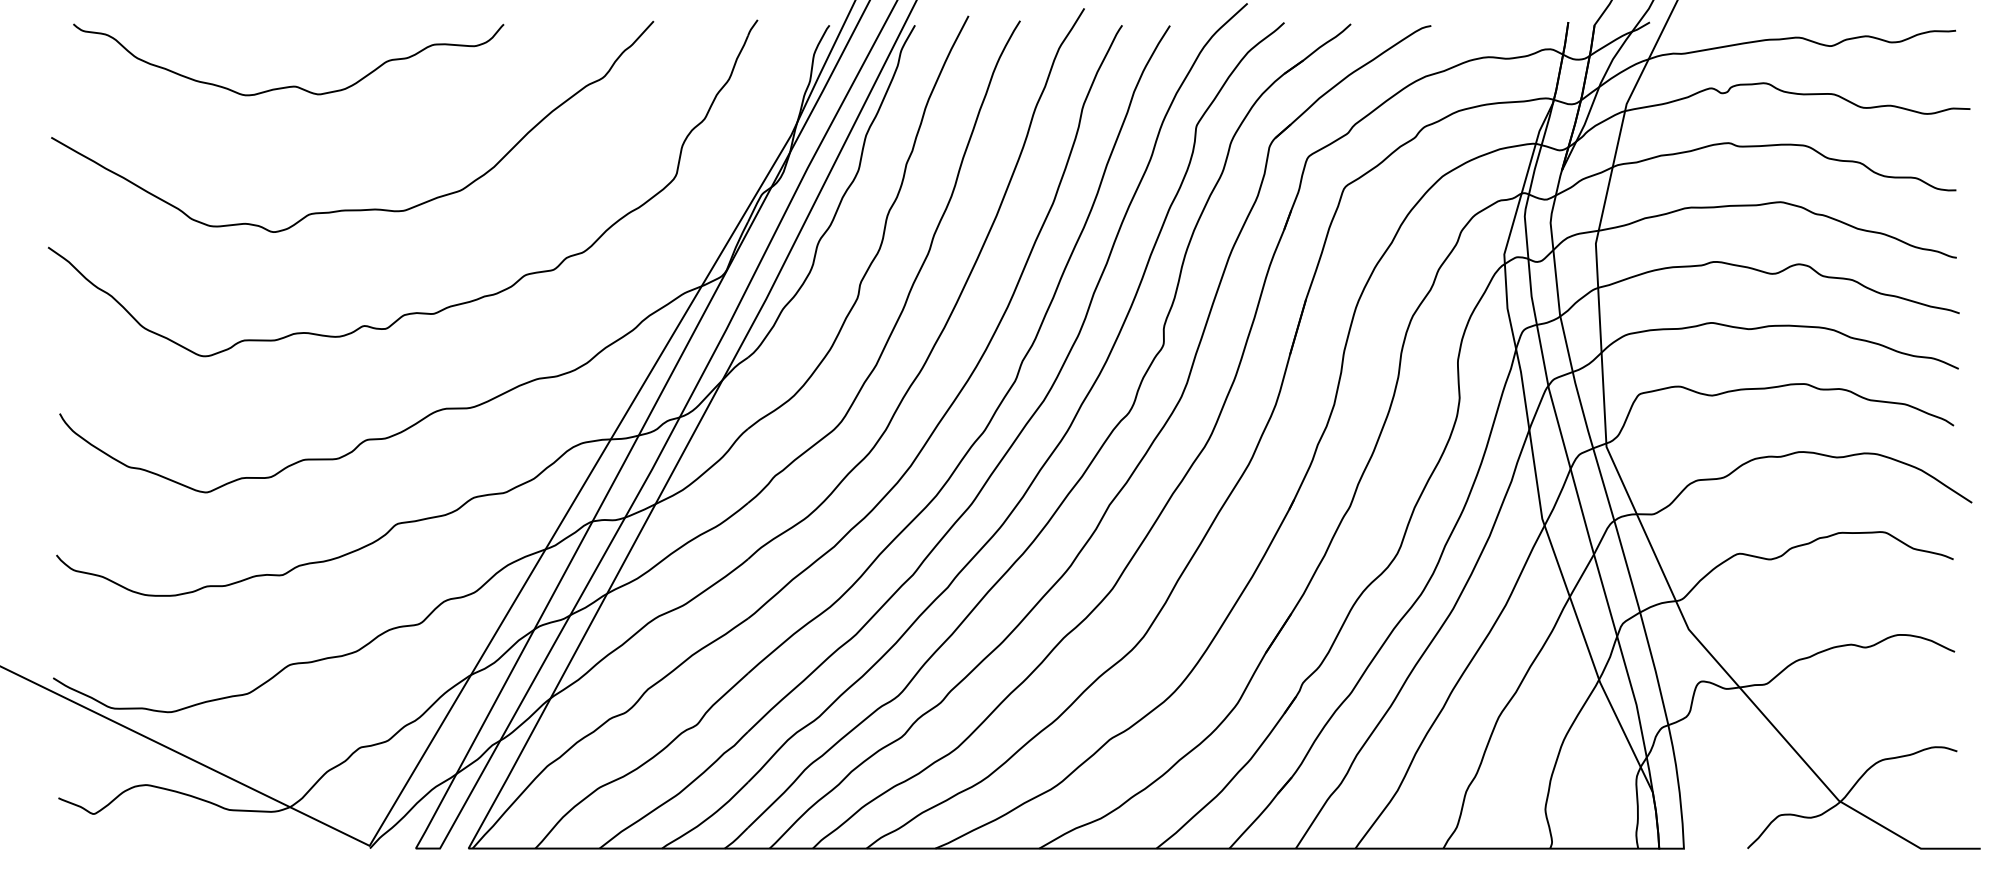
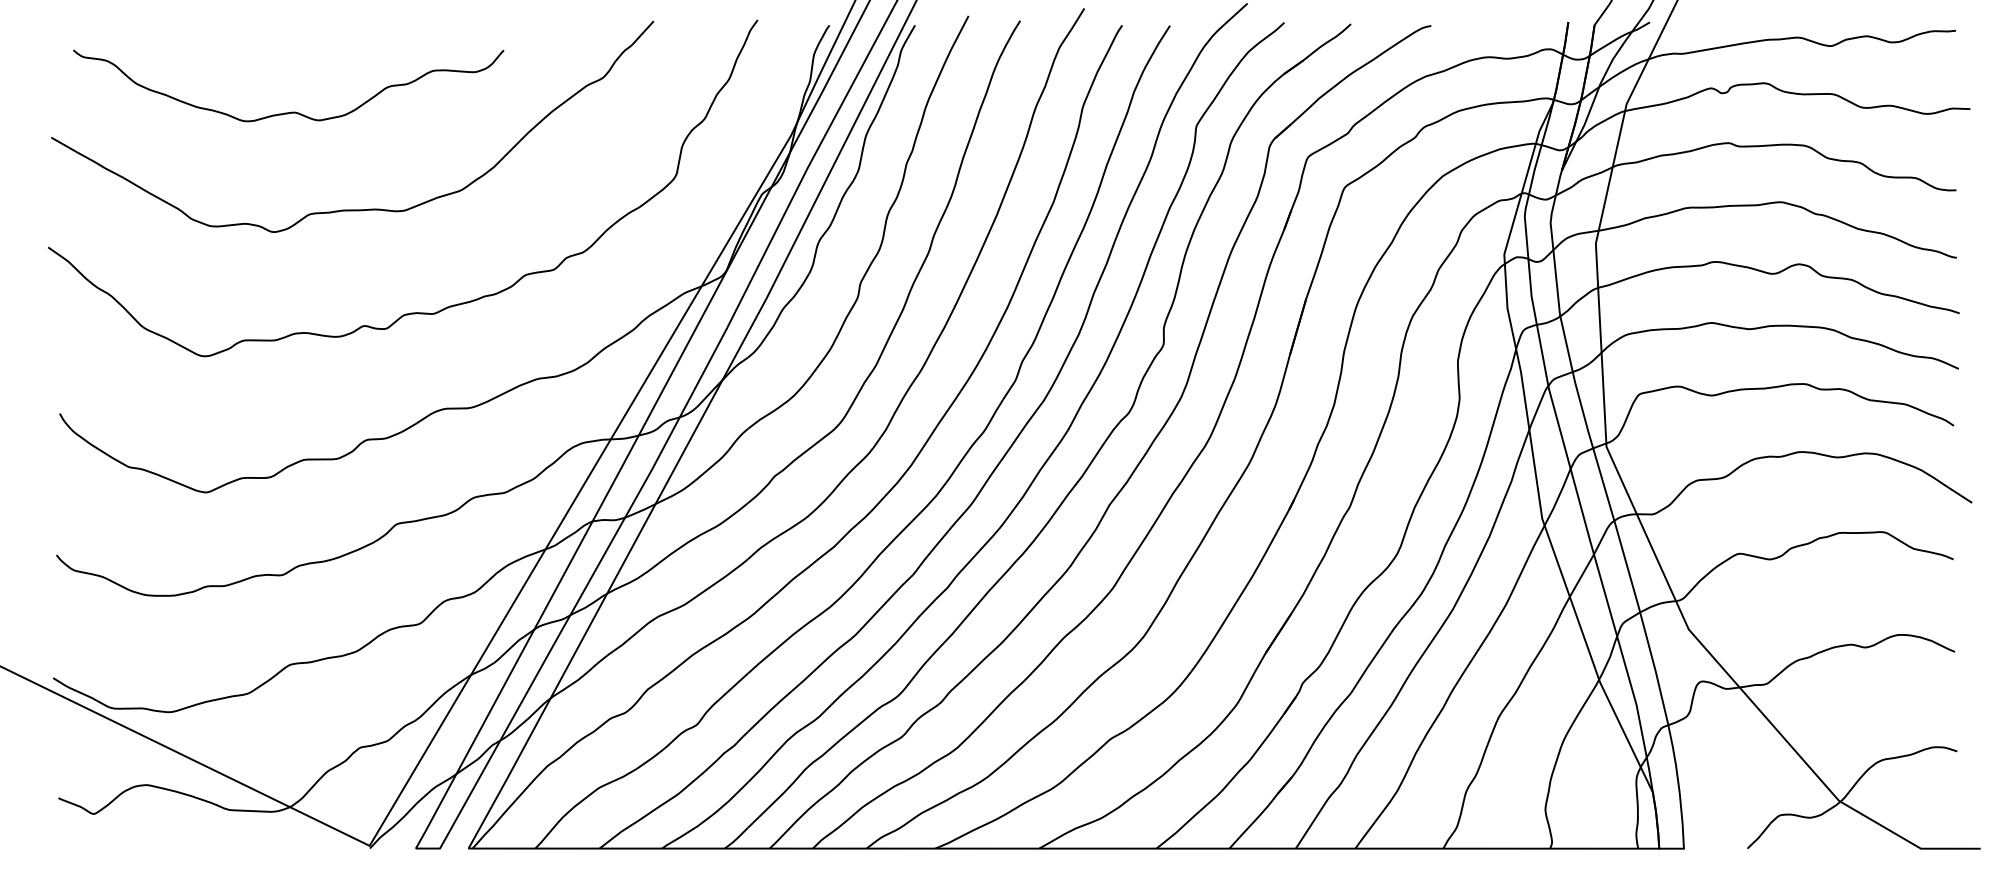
curve position: (291, 85) -> (291, 111) (291, 111)
